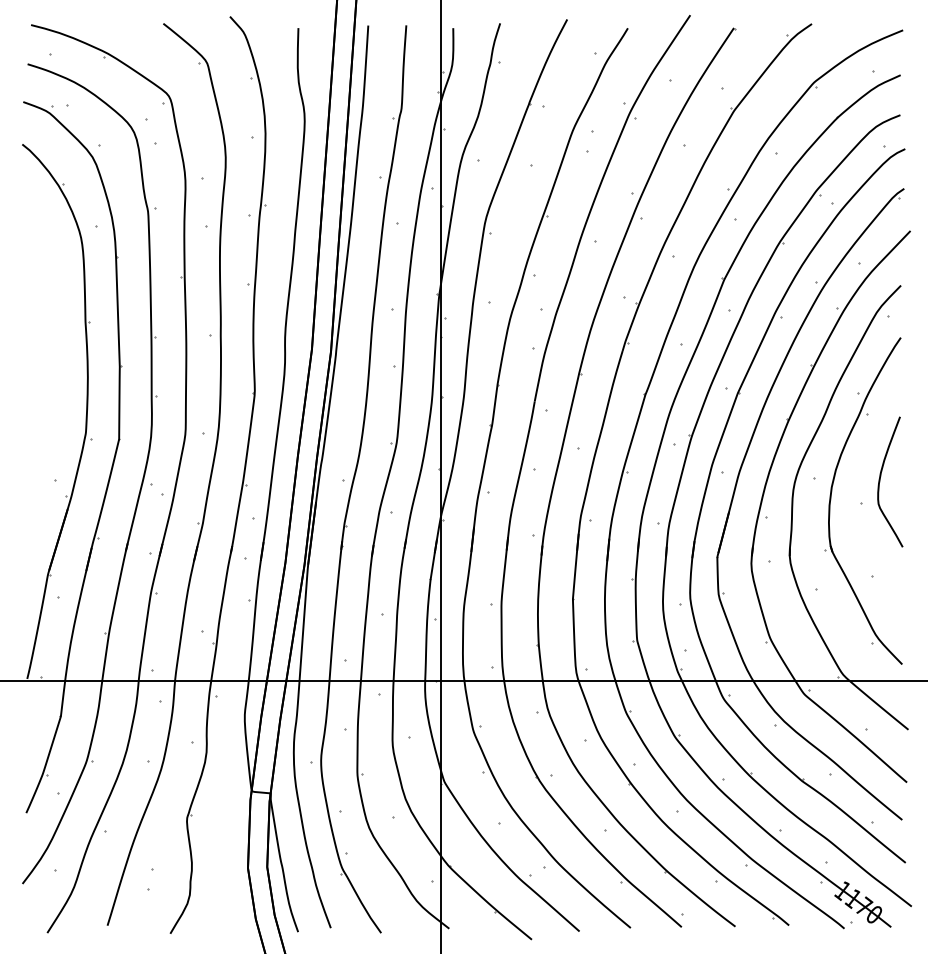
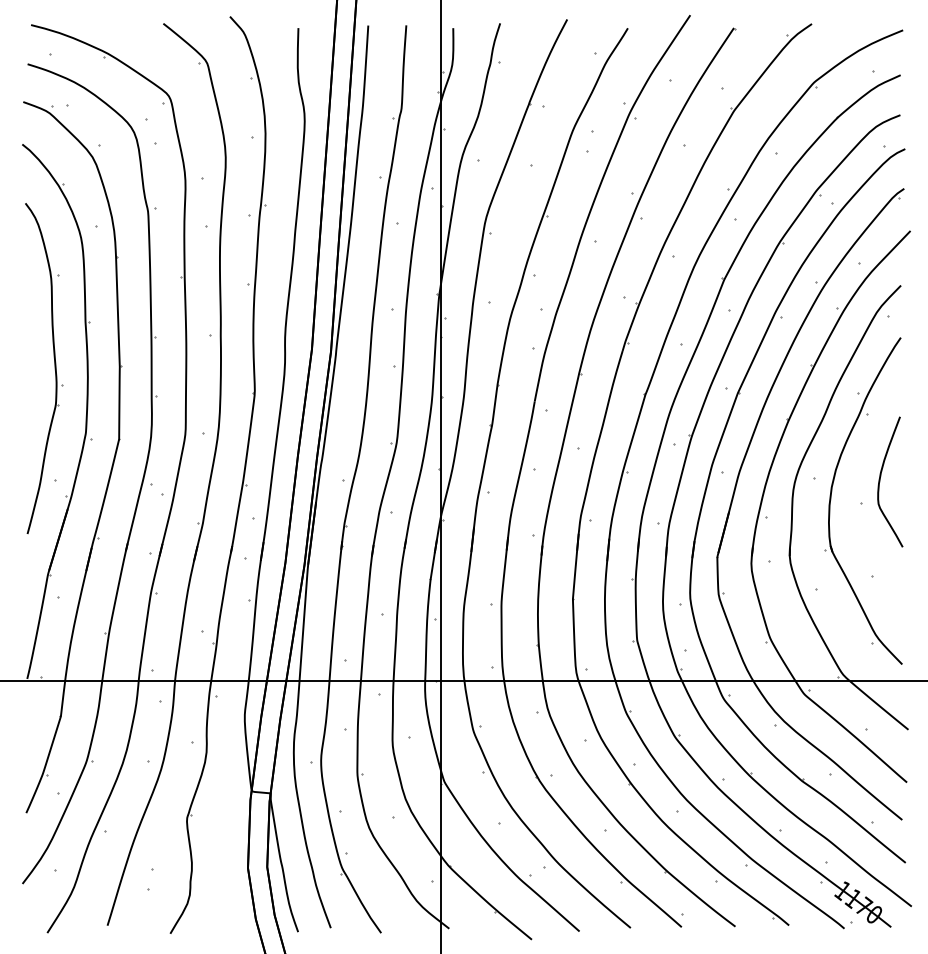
part: none -> present (54, 368)
